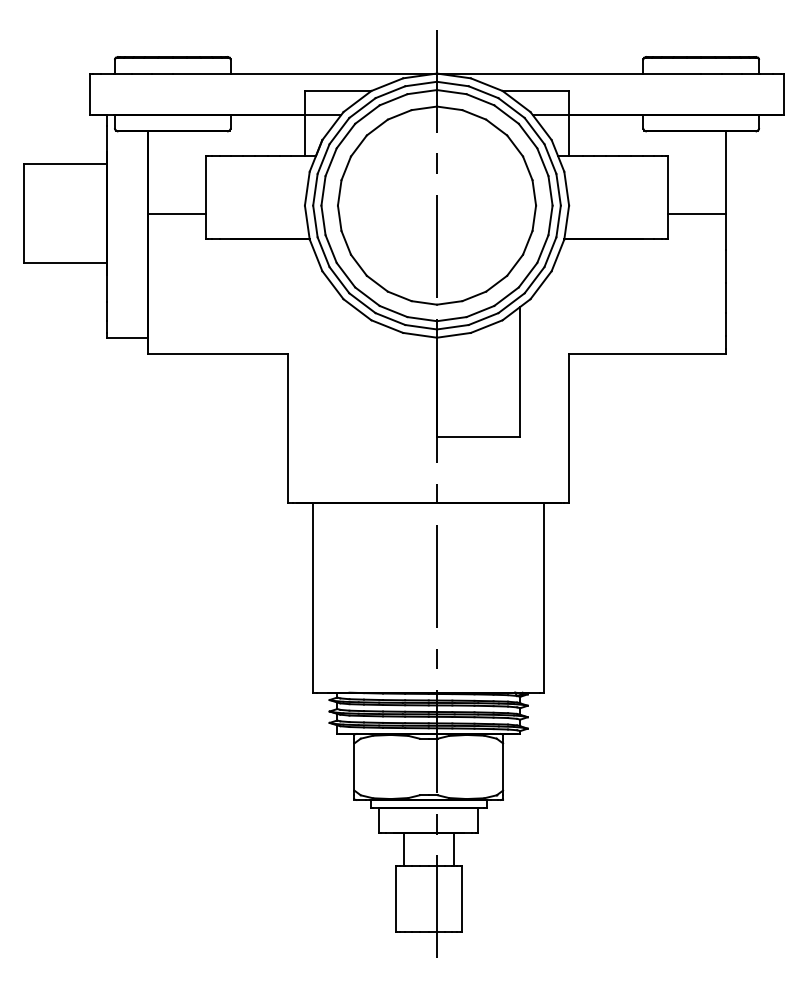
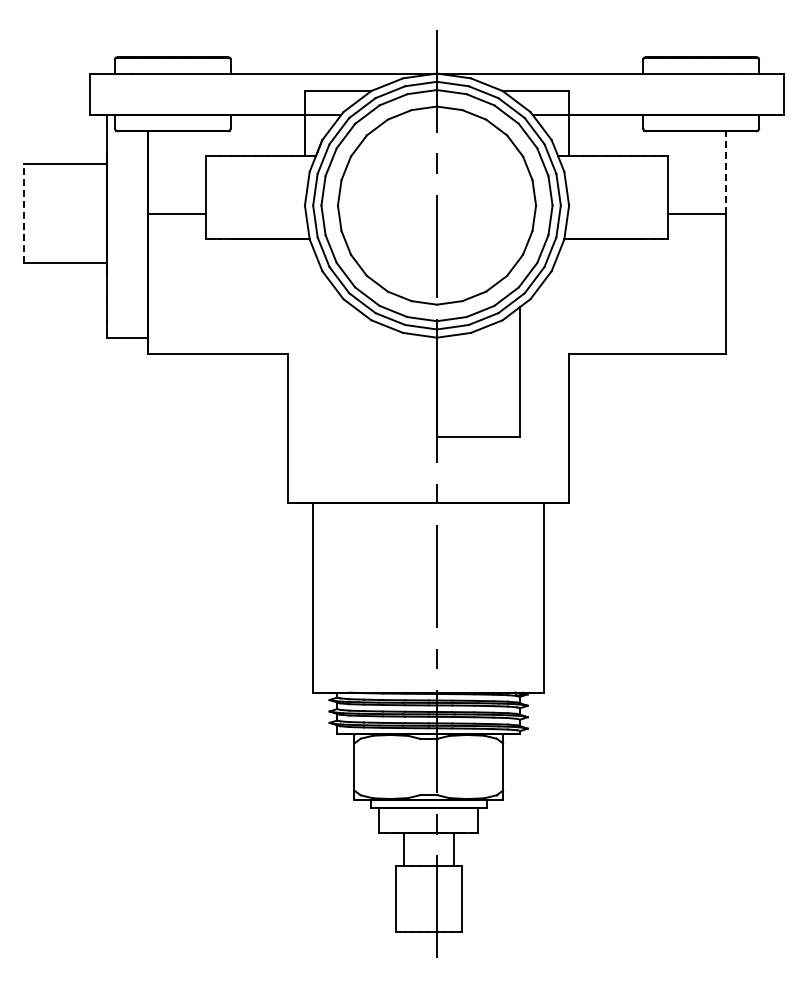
line: solid -> dashed (725, 172)
line: solid -> dashed (24, 213)
